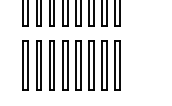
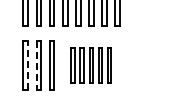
line: solid -> dashed (28, 65)
part size: 59x51 px -> 42x37 px (90, 65)
line: solid -> dashed (36, 66)
